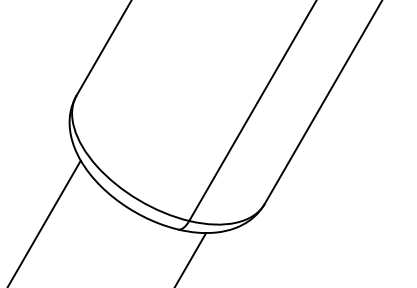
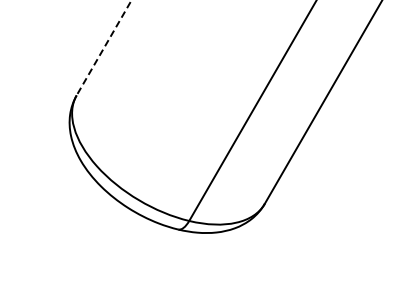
line: solid -> dashed (104, 47)
line: present -> none (44, 222)
line: present -> none (191, 258)
